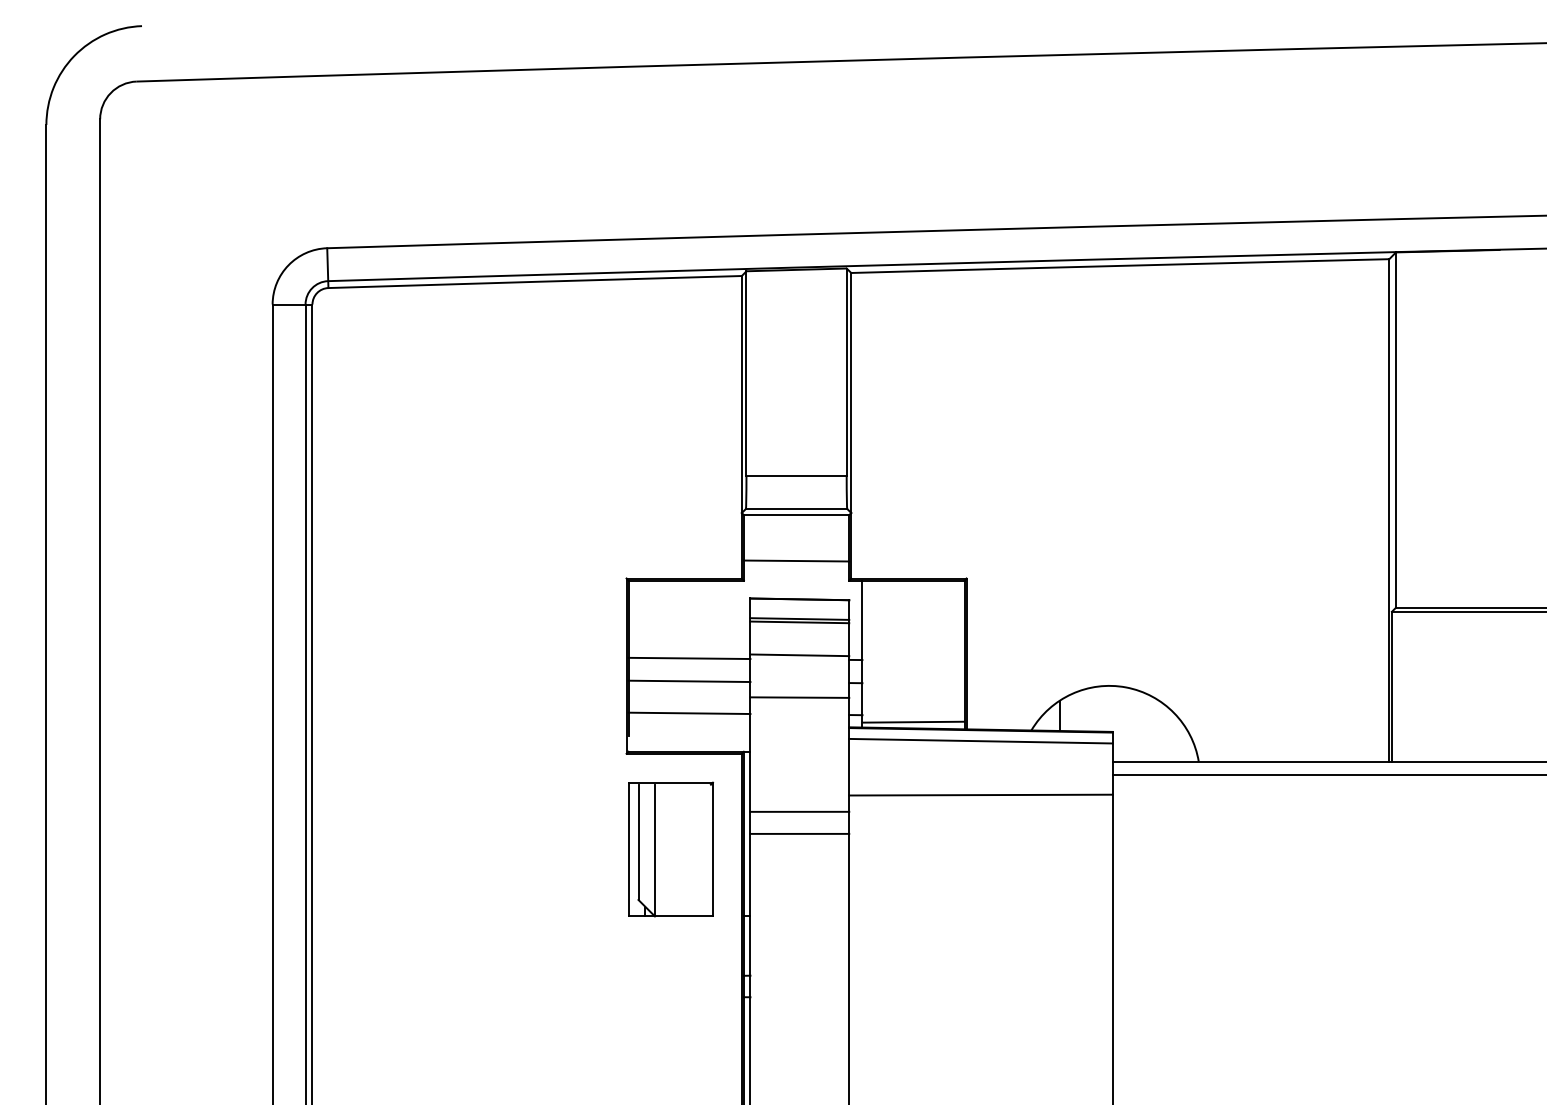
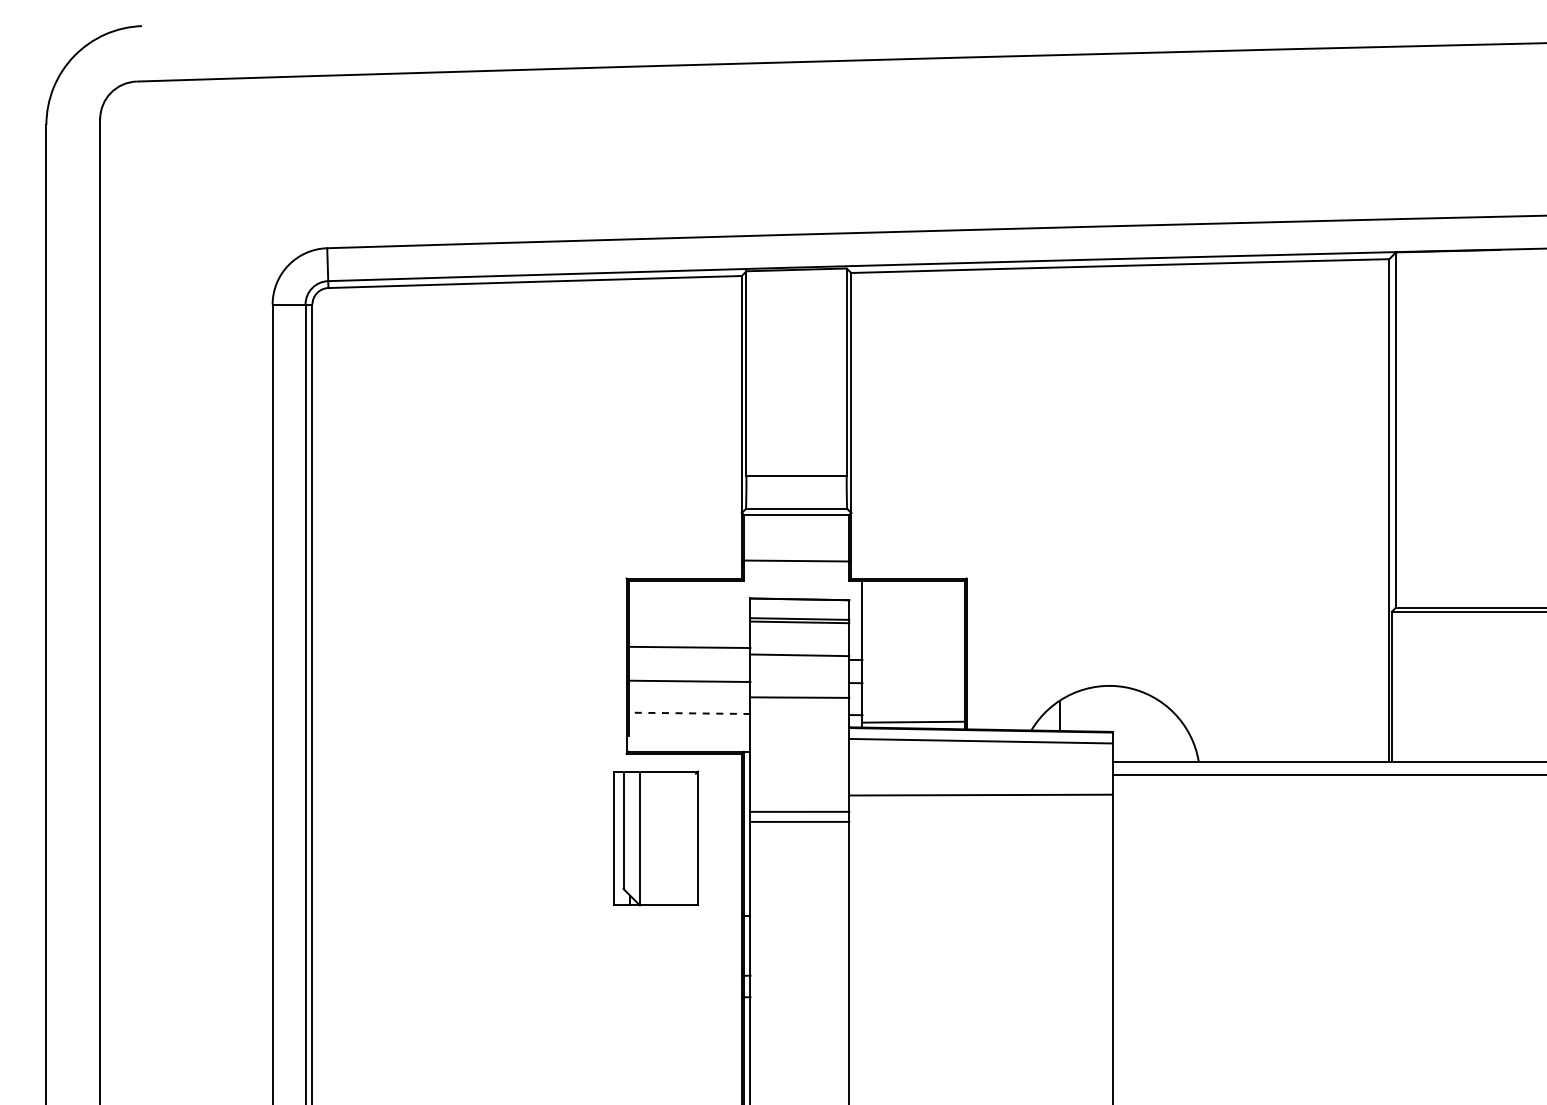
line position: (689, 658) -> (689, 647) (689, 647)
line: solid -> dashed (689, 713)
line position: (799, 833) -> (799, 821) (799, 821)
part position: (670, 849) -> (655, 838) (655, 838)
